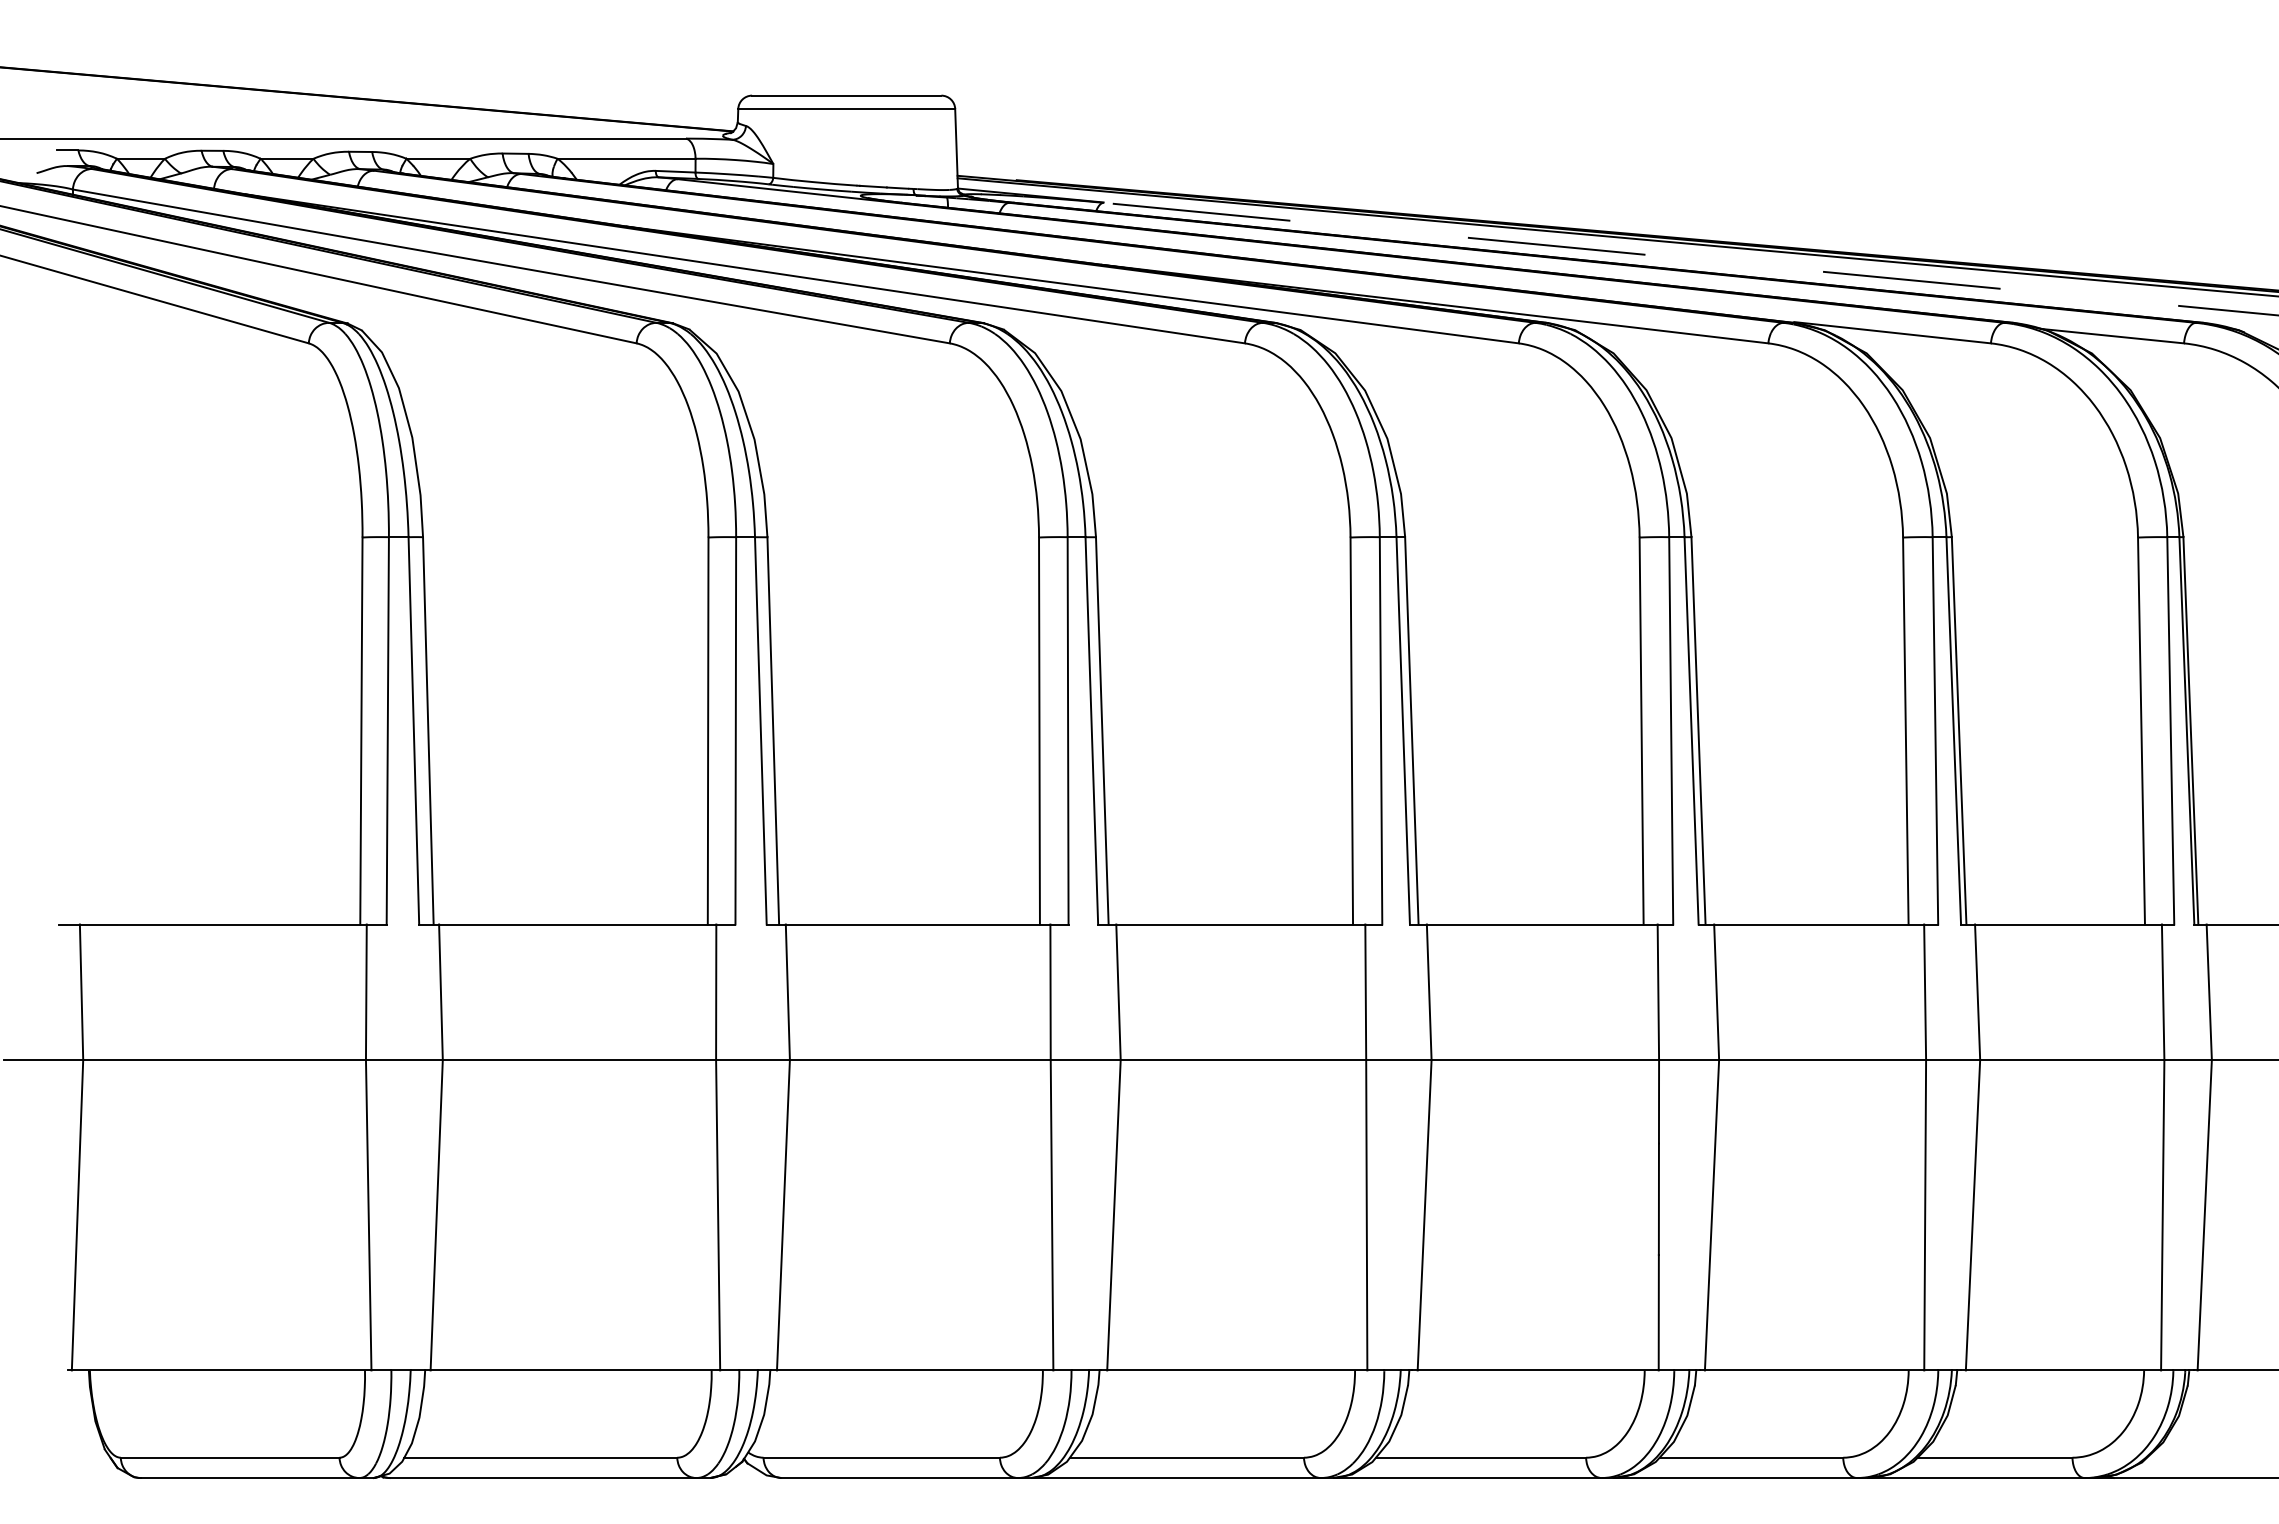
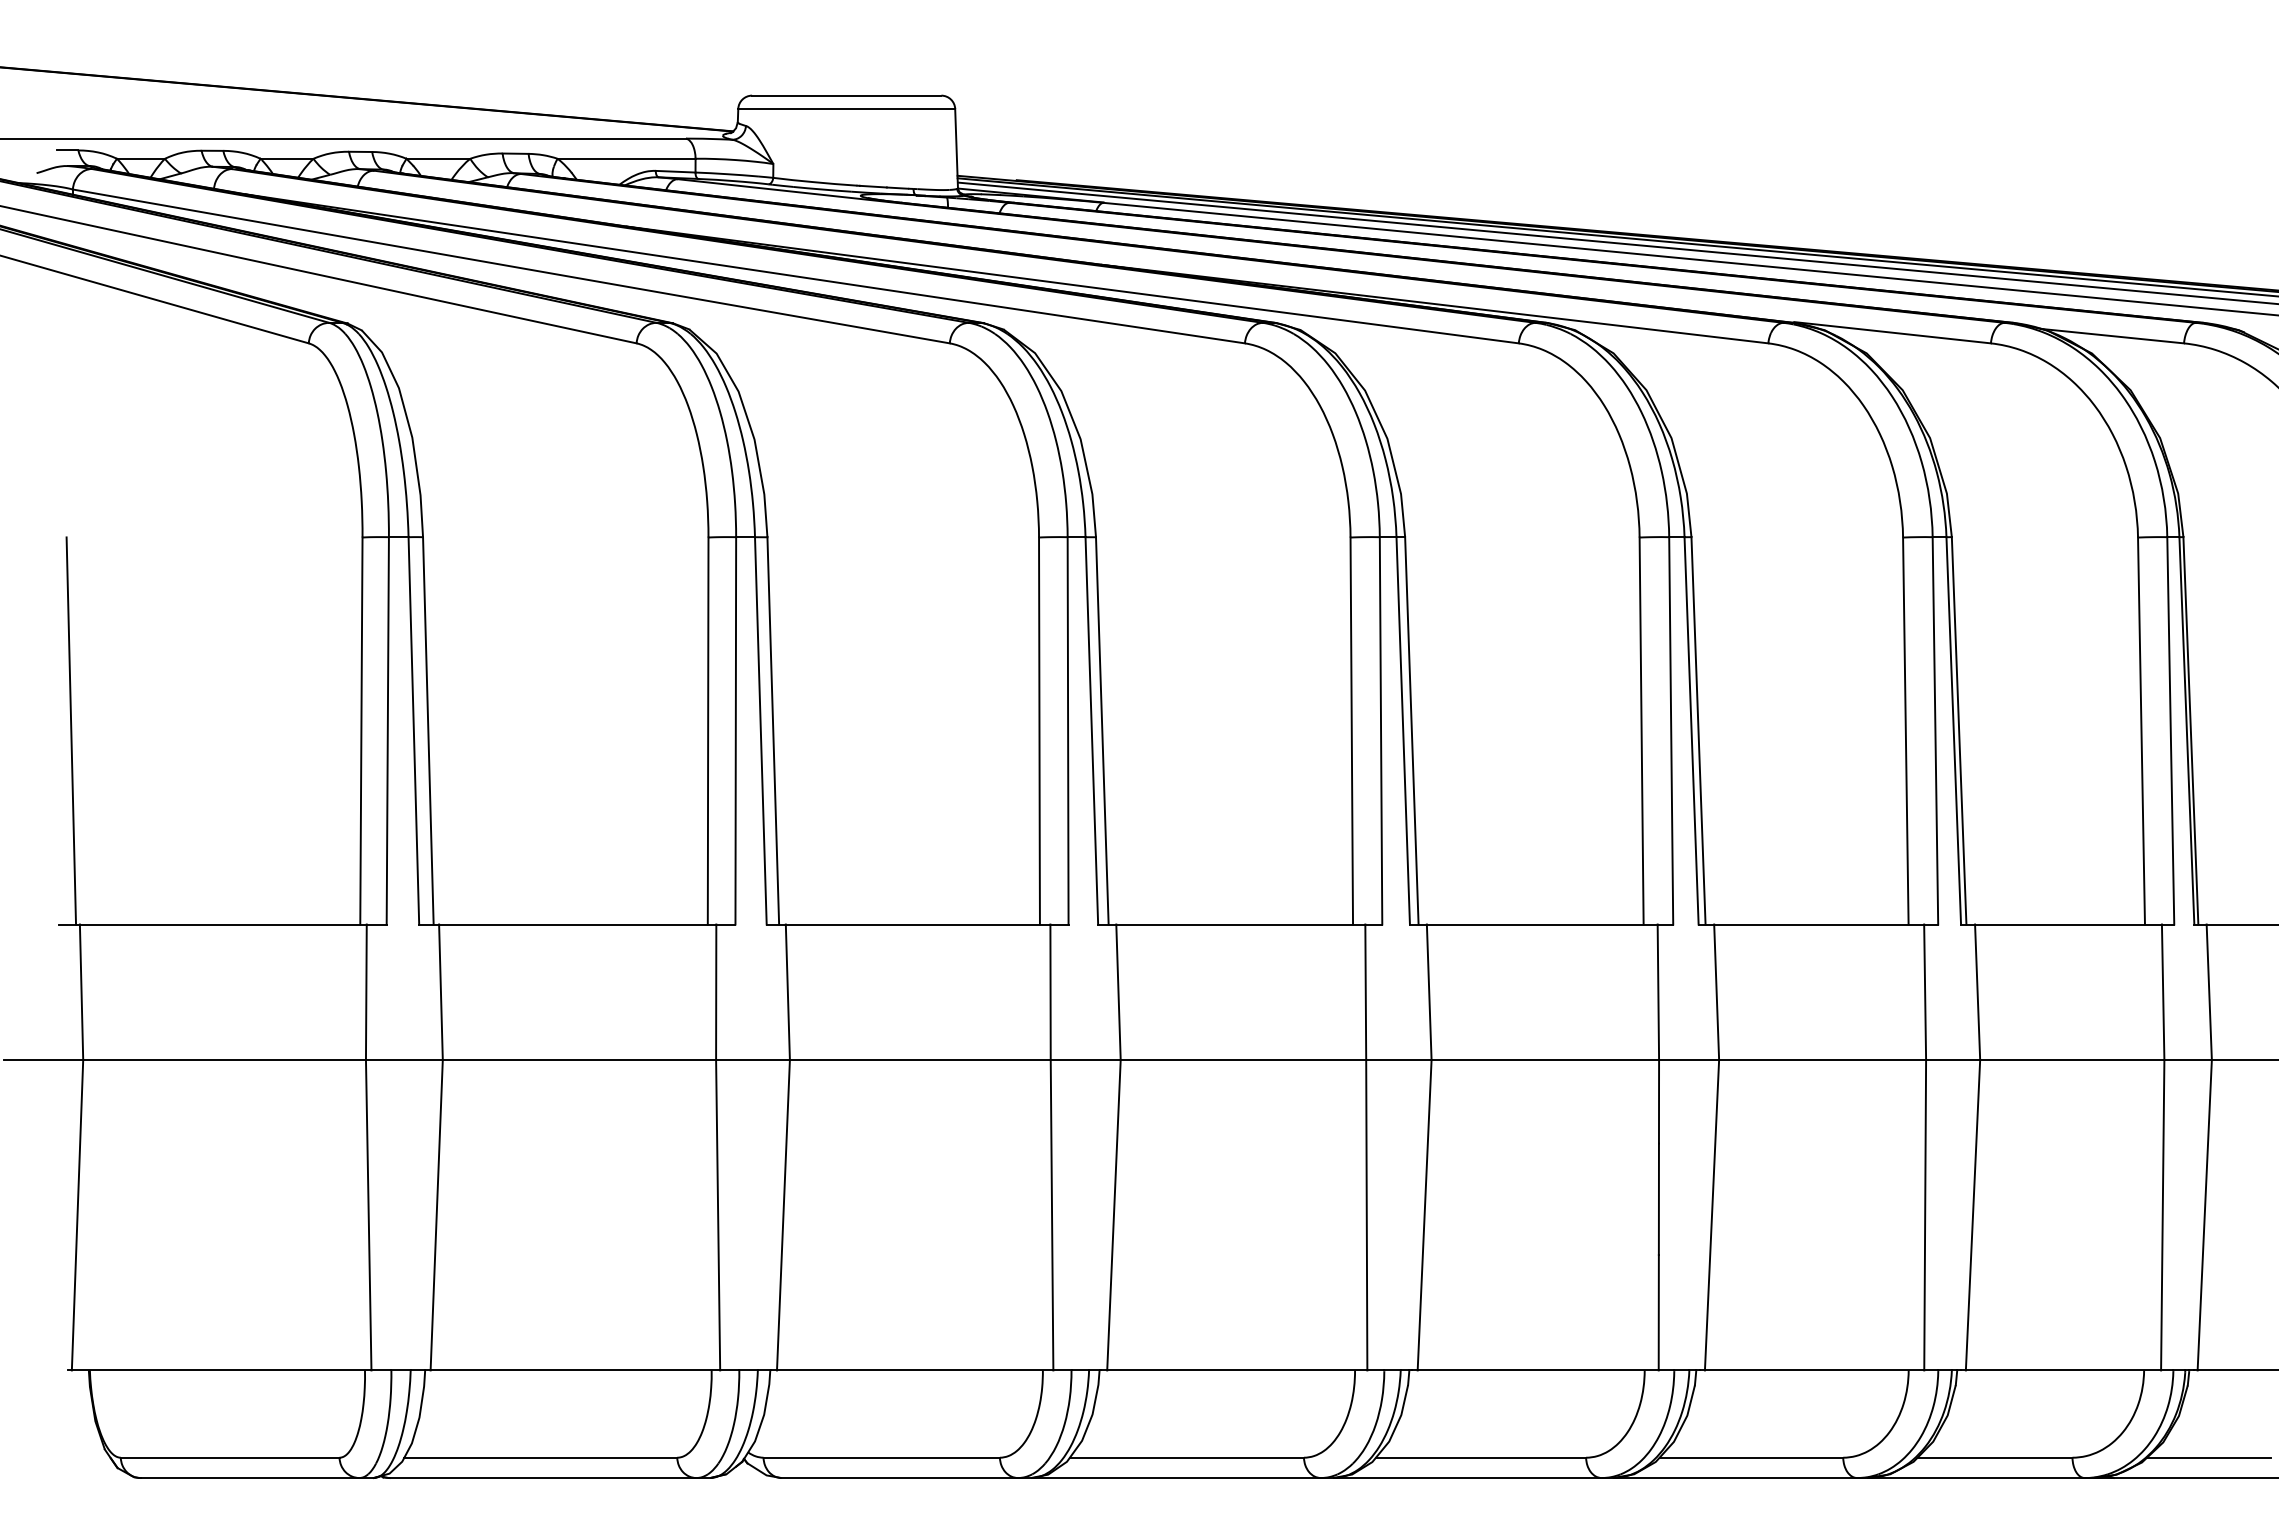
line: none -> present (1616, 242)
line: dashed -> solid (1690, 259)
line: none -> present (71, 730)
line: none -> present (2209, 1457)
